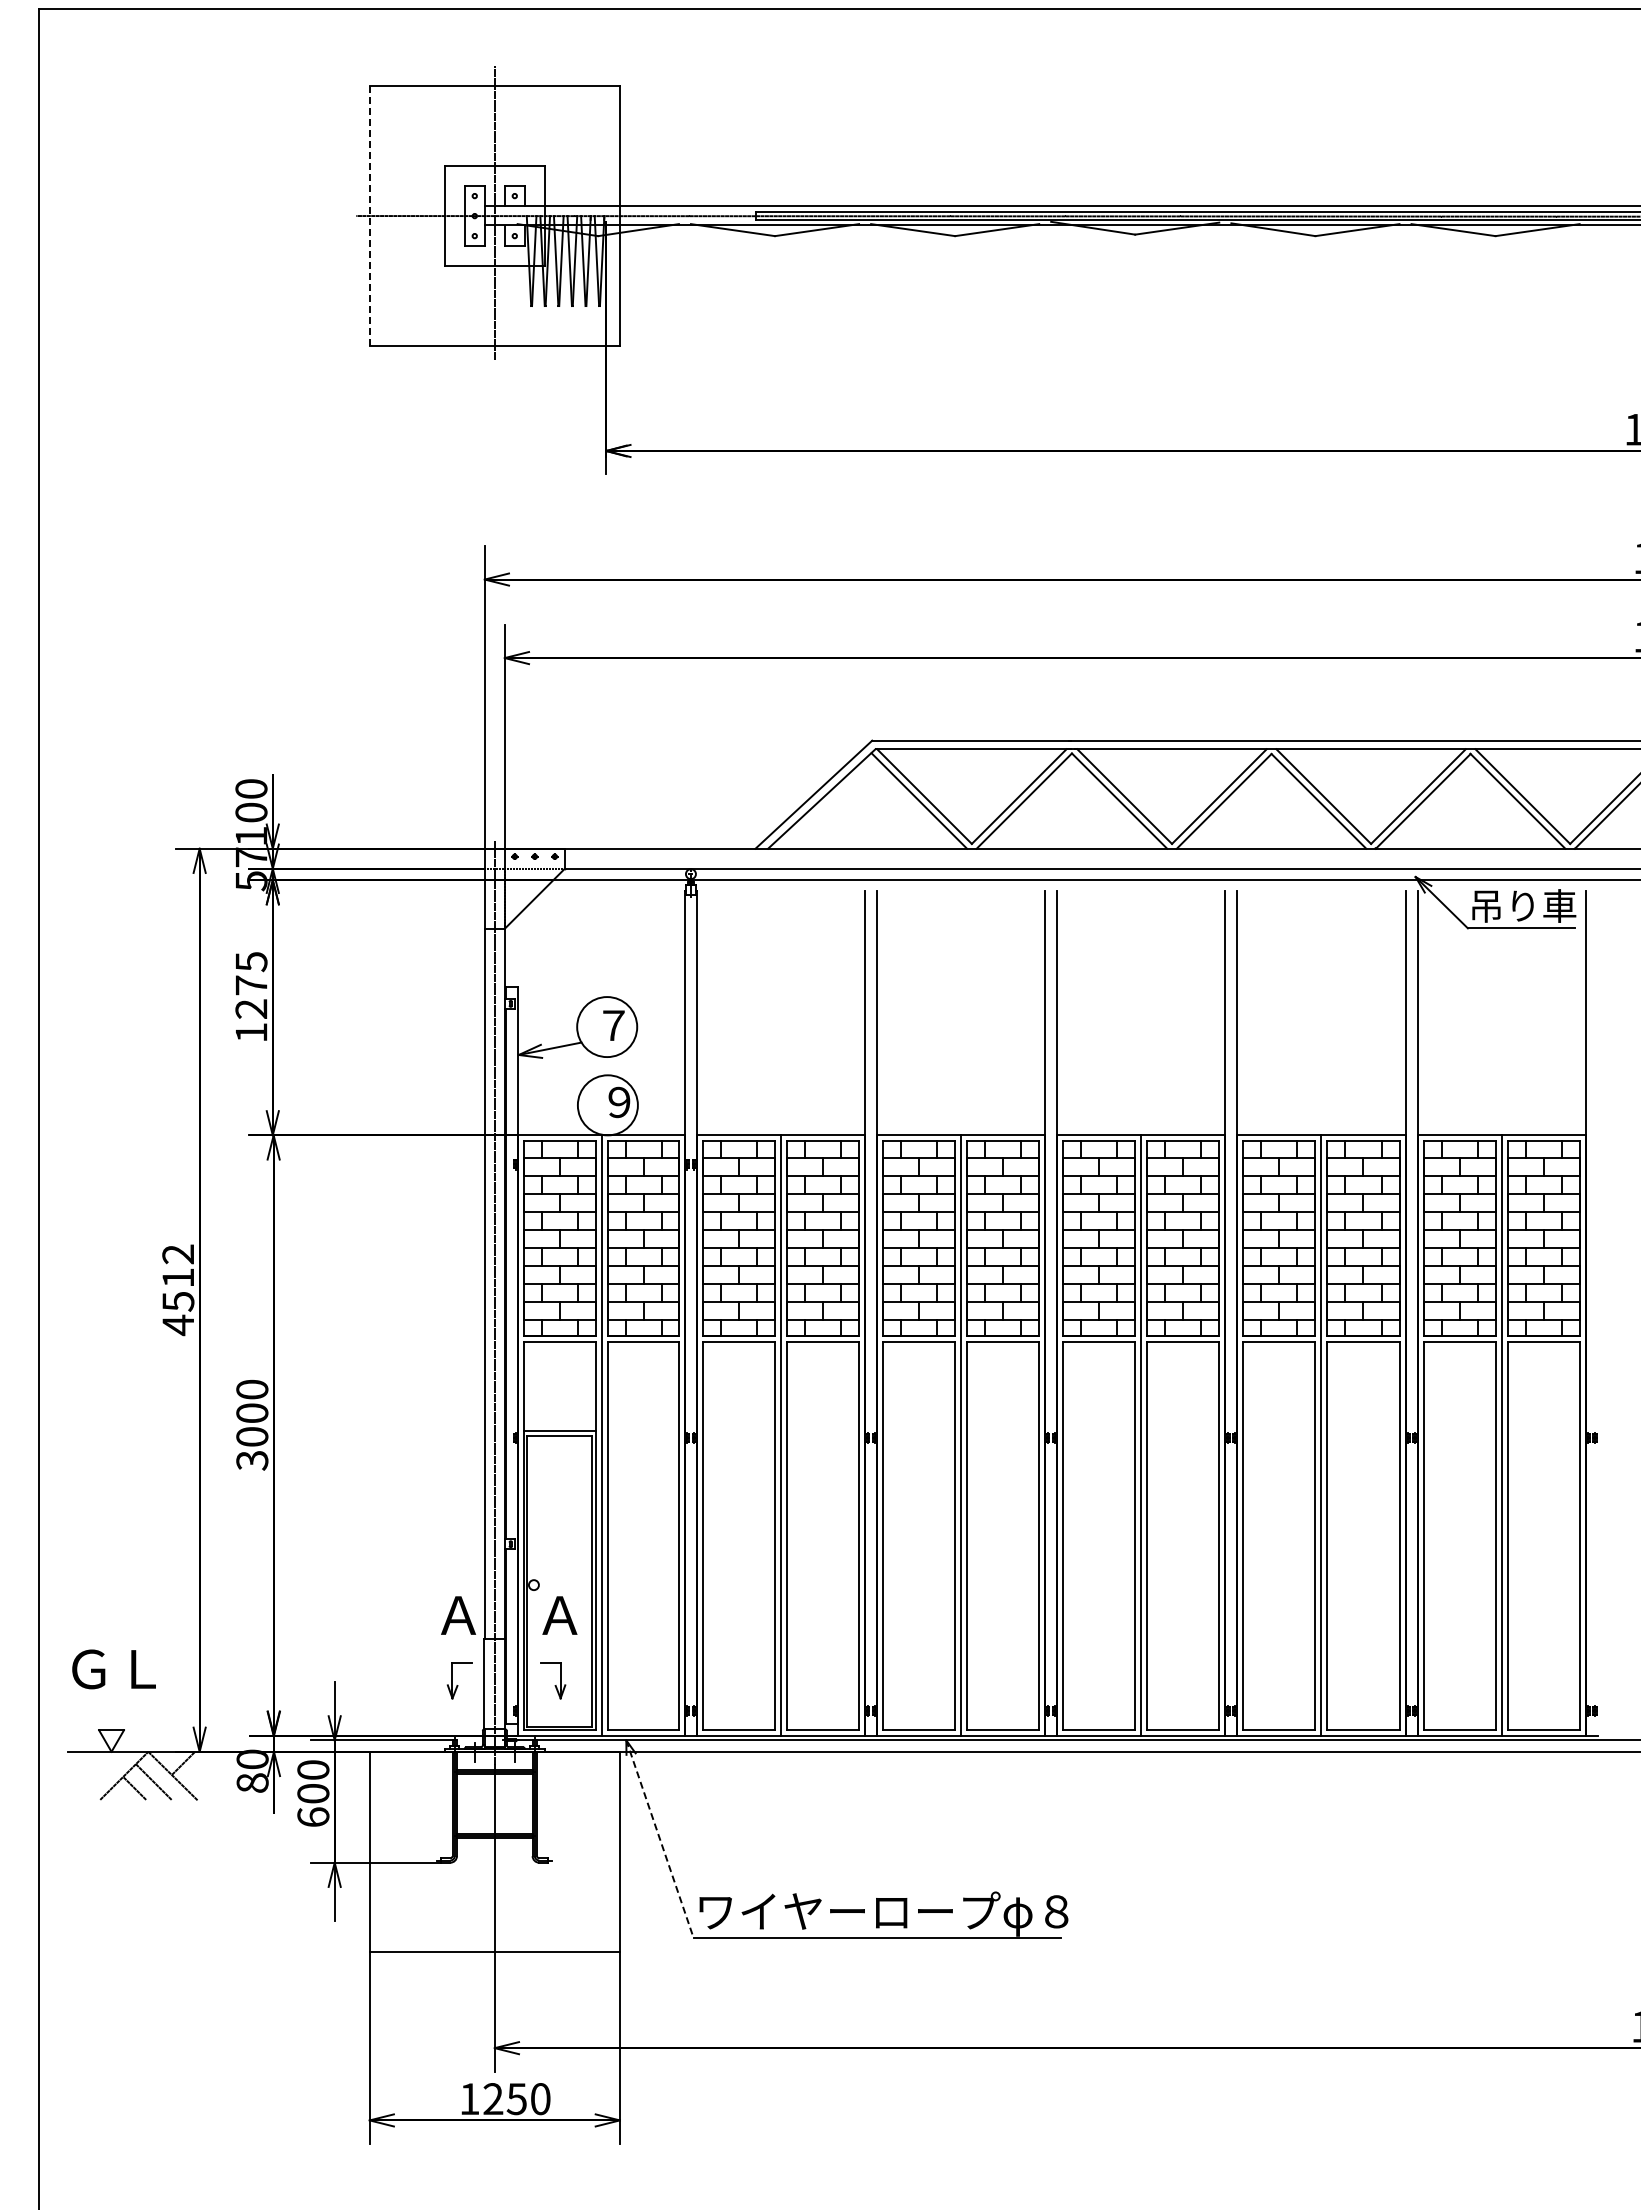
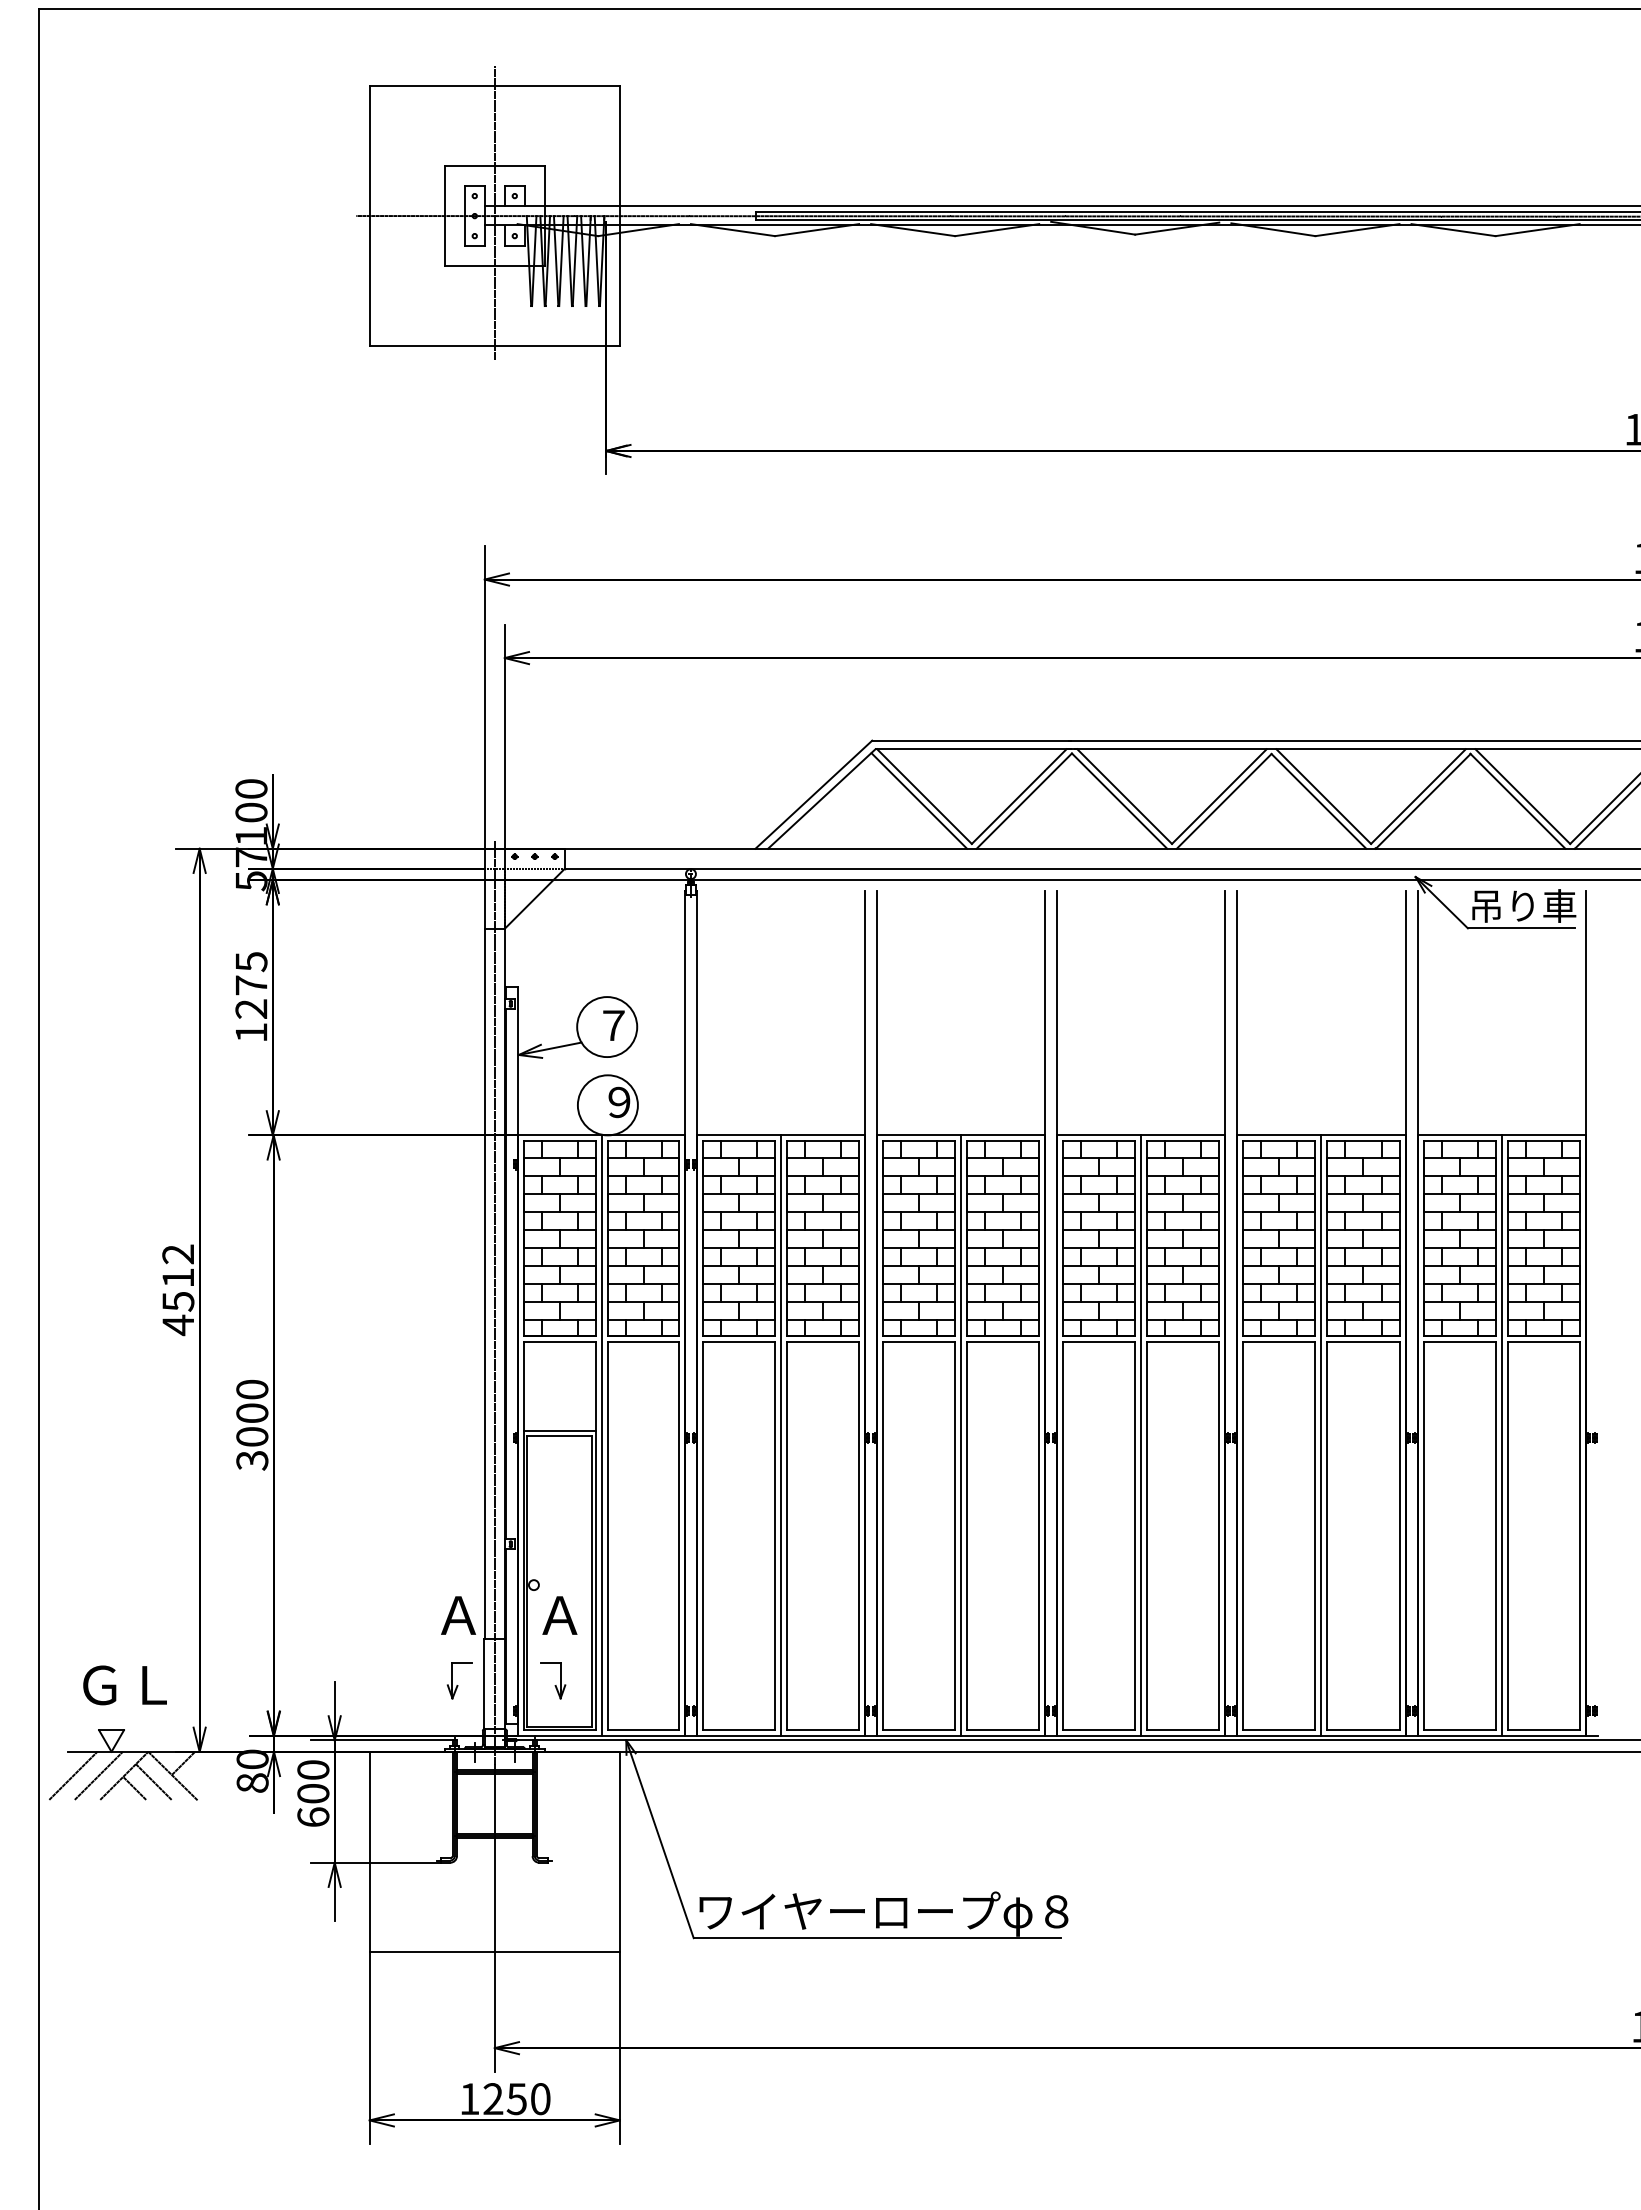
line: dashed -> solid (369, 216)
text position: (113, 1669) -> (124, 1685) (124, 1685)
line: none -> present (73, 1775)
line: none -> present (98, 1775)
line: dashed -> solid (660, 1839)
